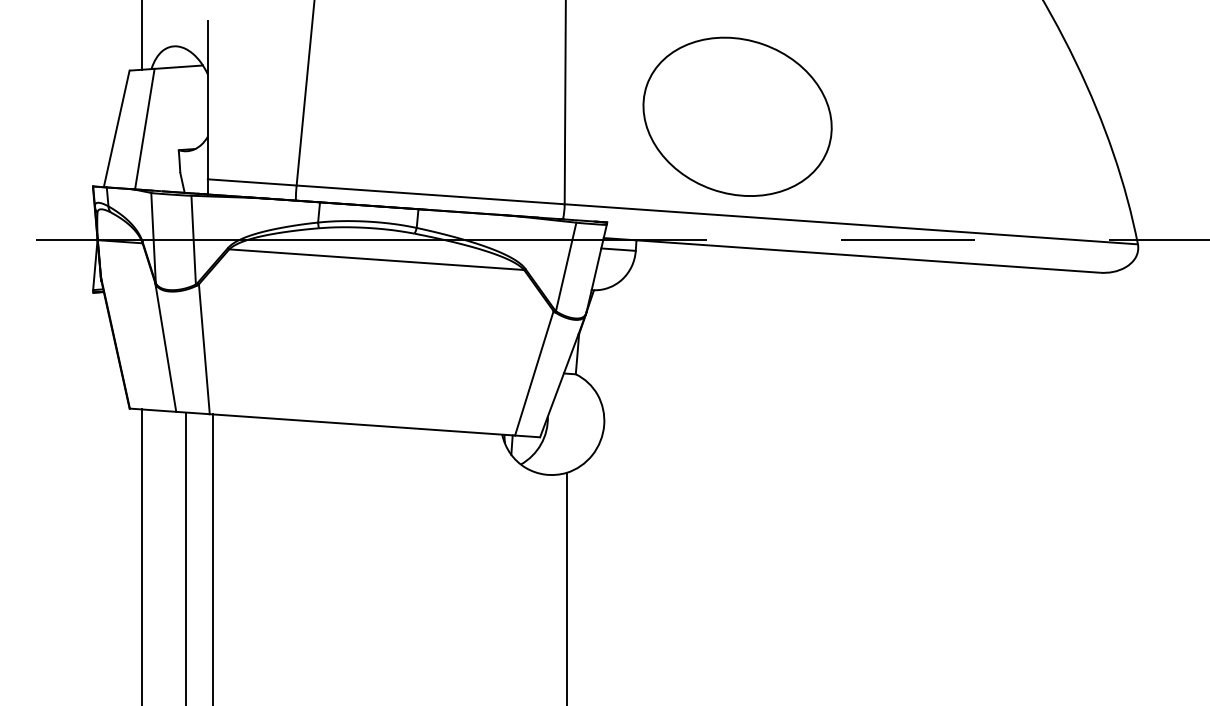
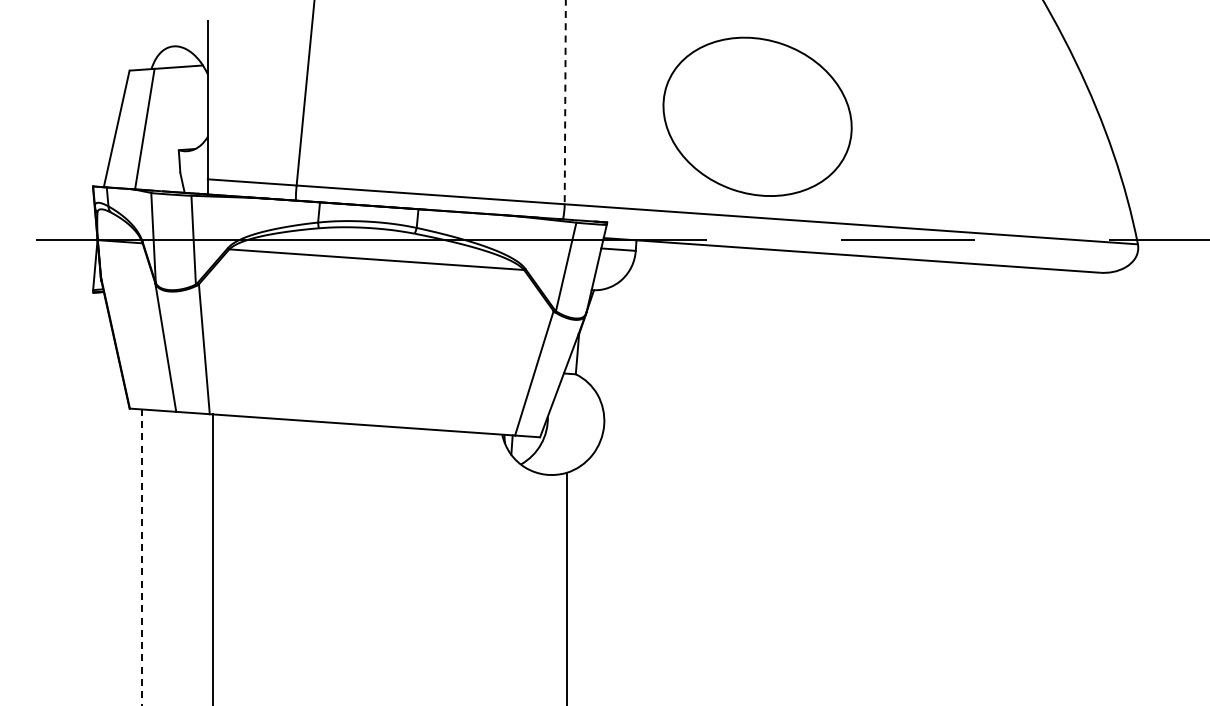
line: present -> none (141, 35)
line: solid -> dashed (565, 102)
part position: (737, 116) -> (757, 116) (757, 116)
line: solid -> dashed (141, 557)
line: present -> none (186, 557)
